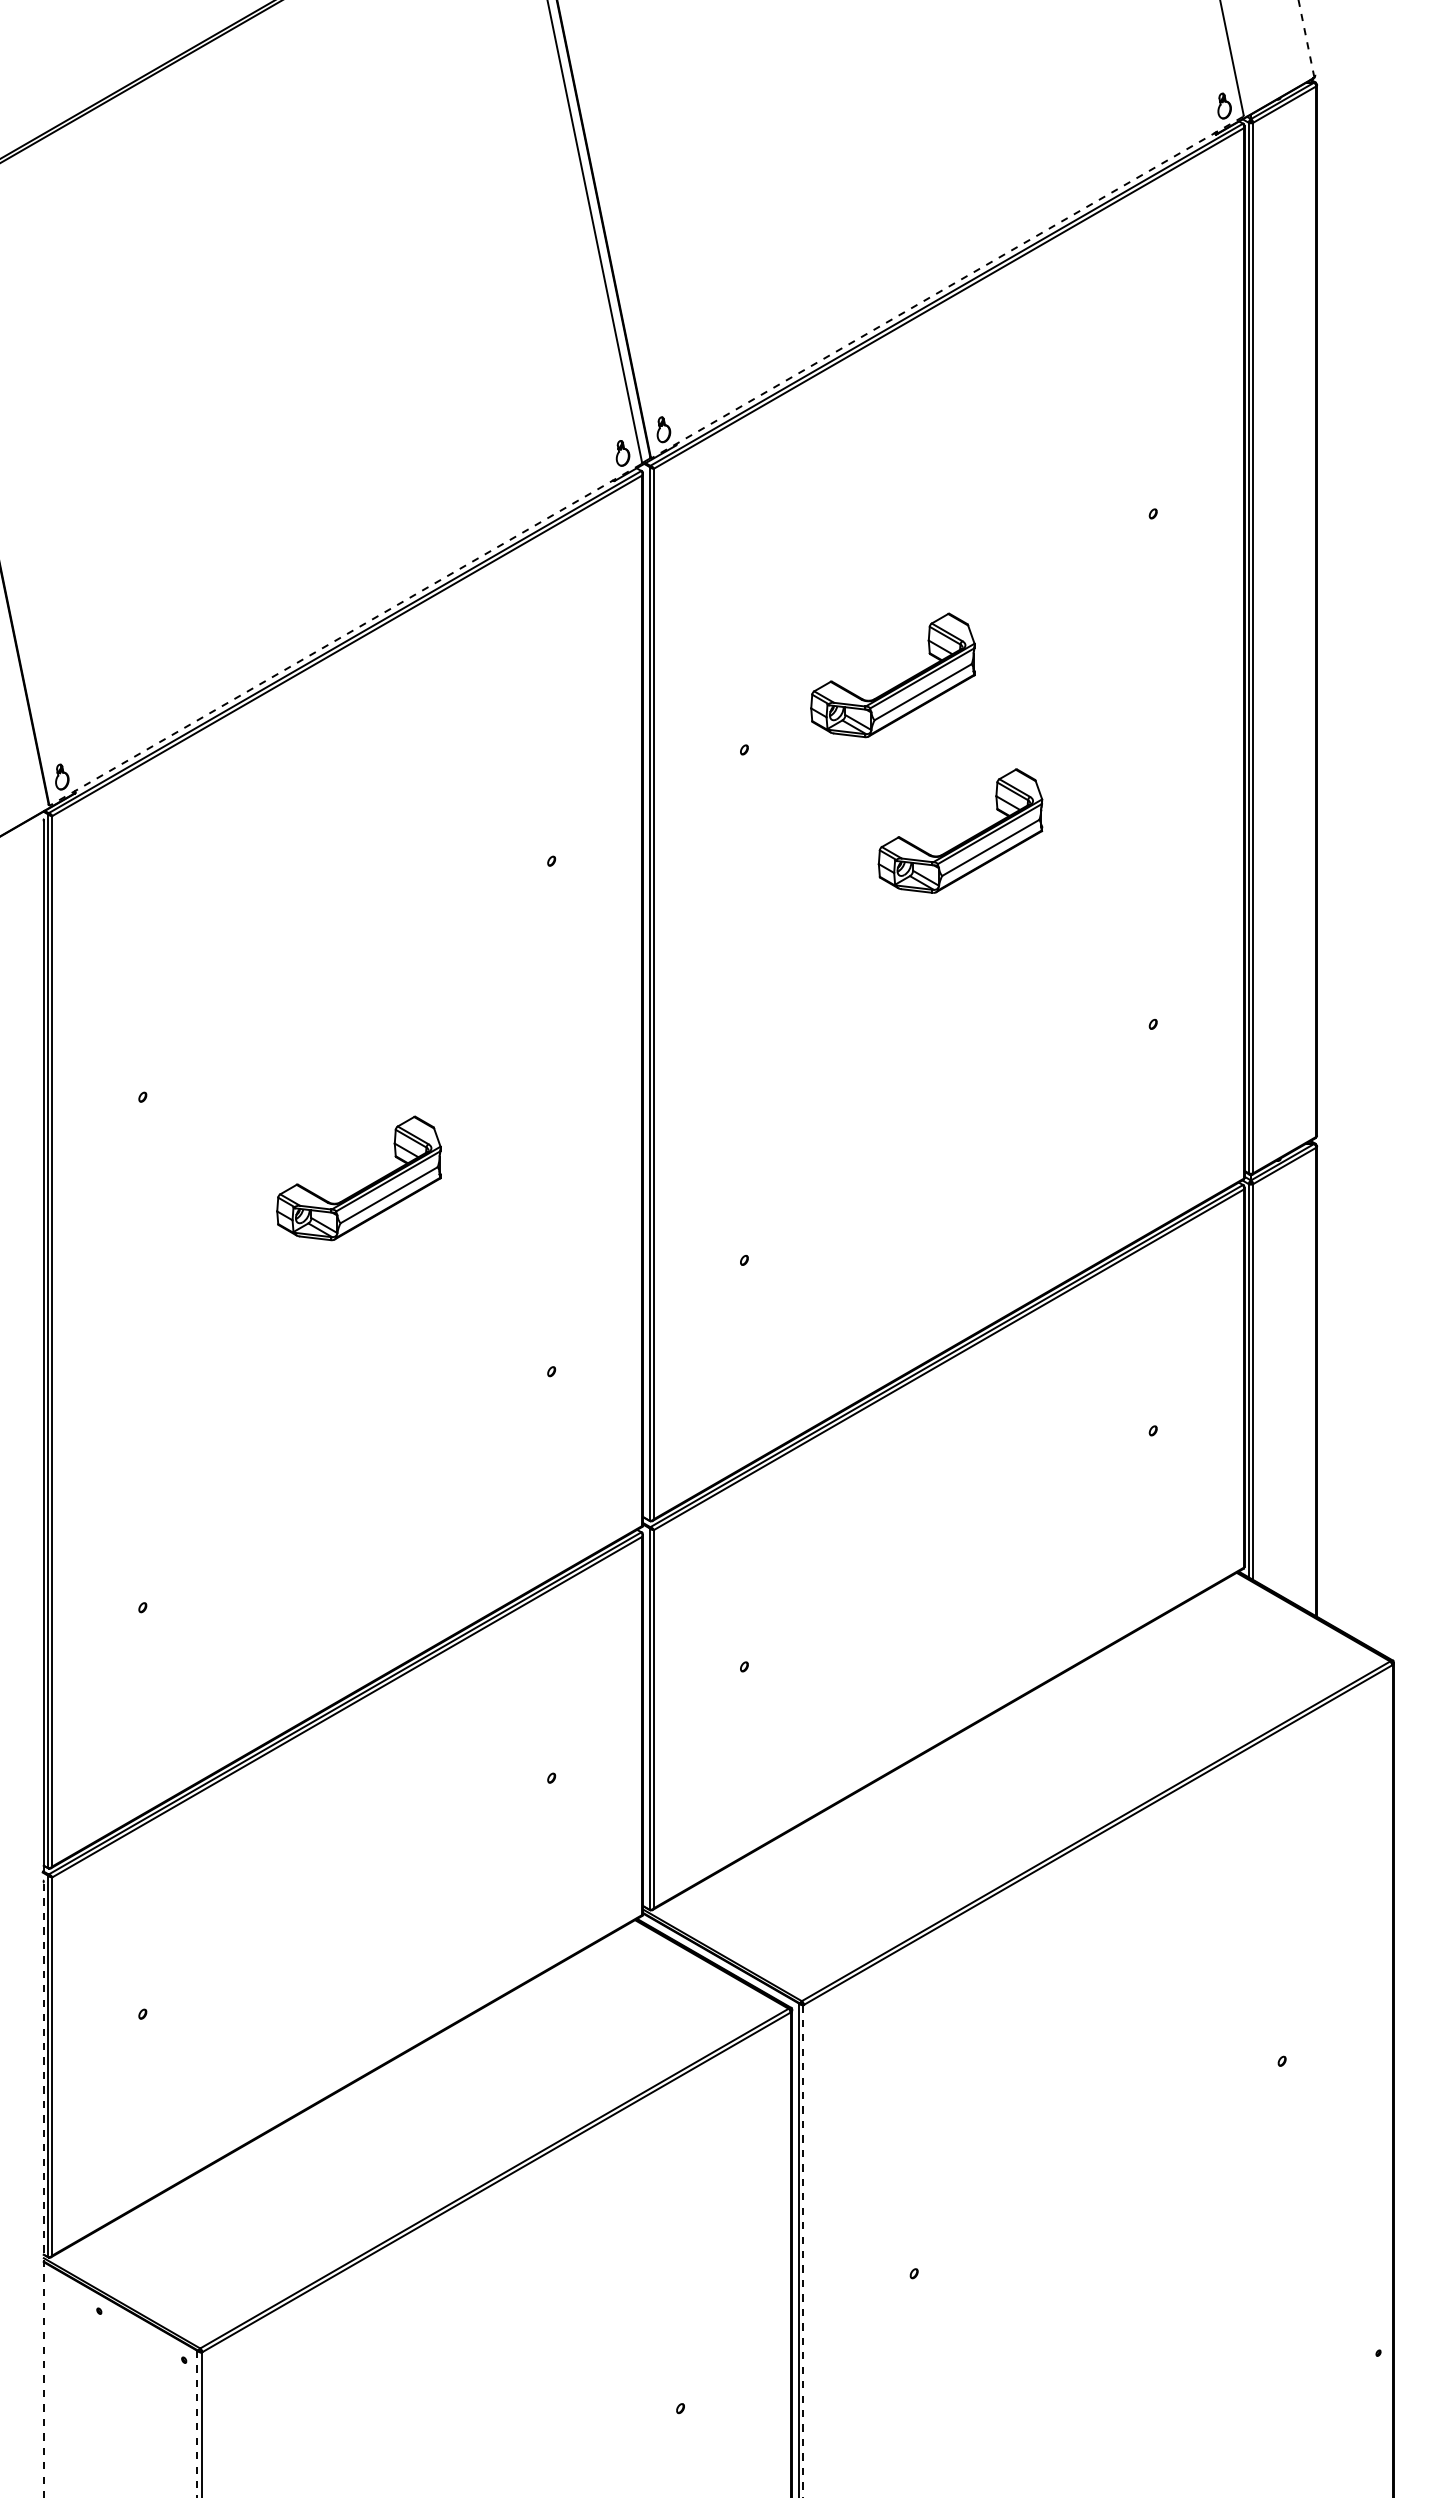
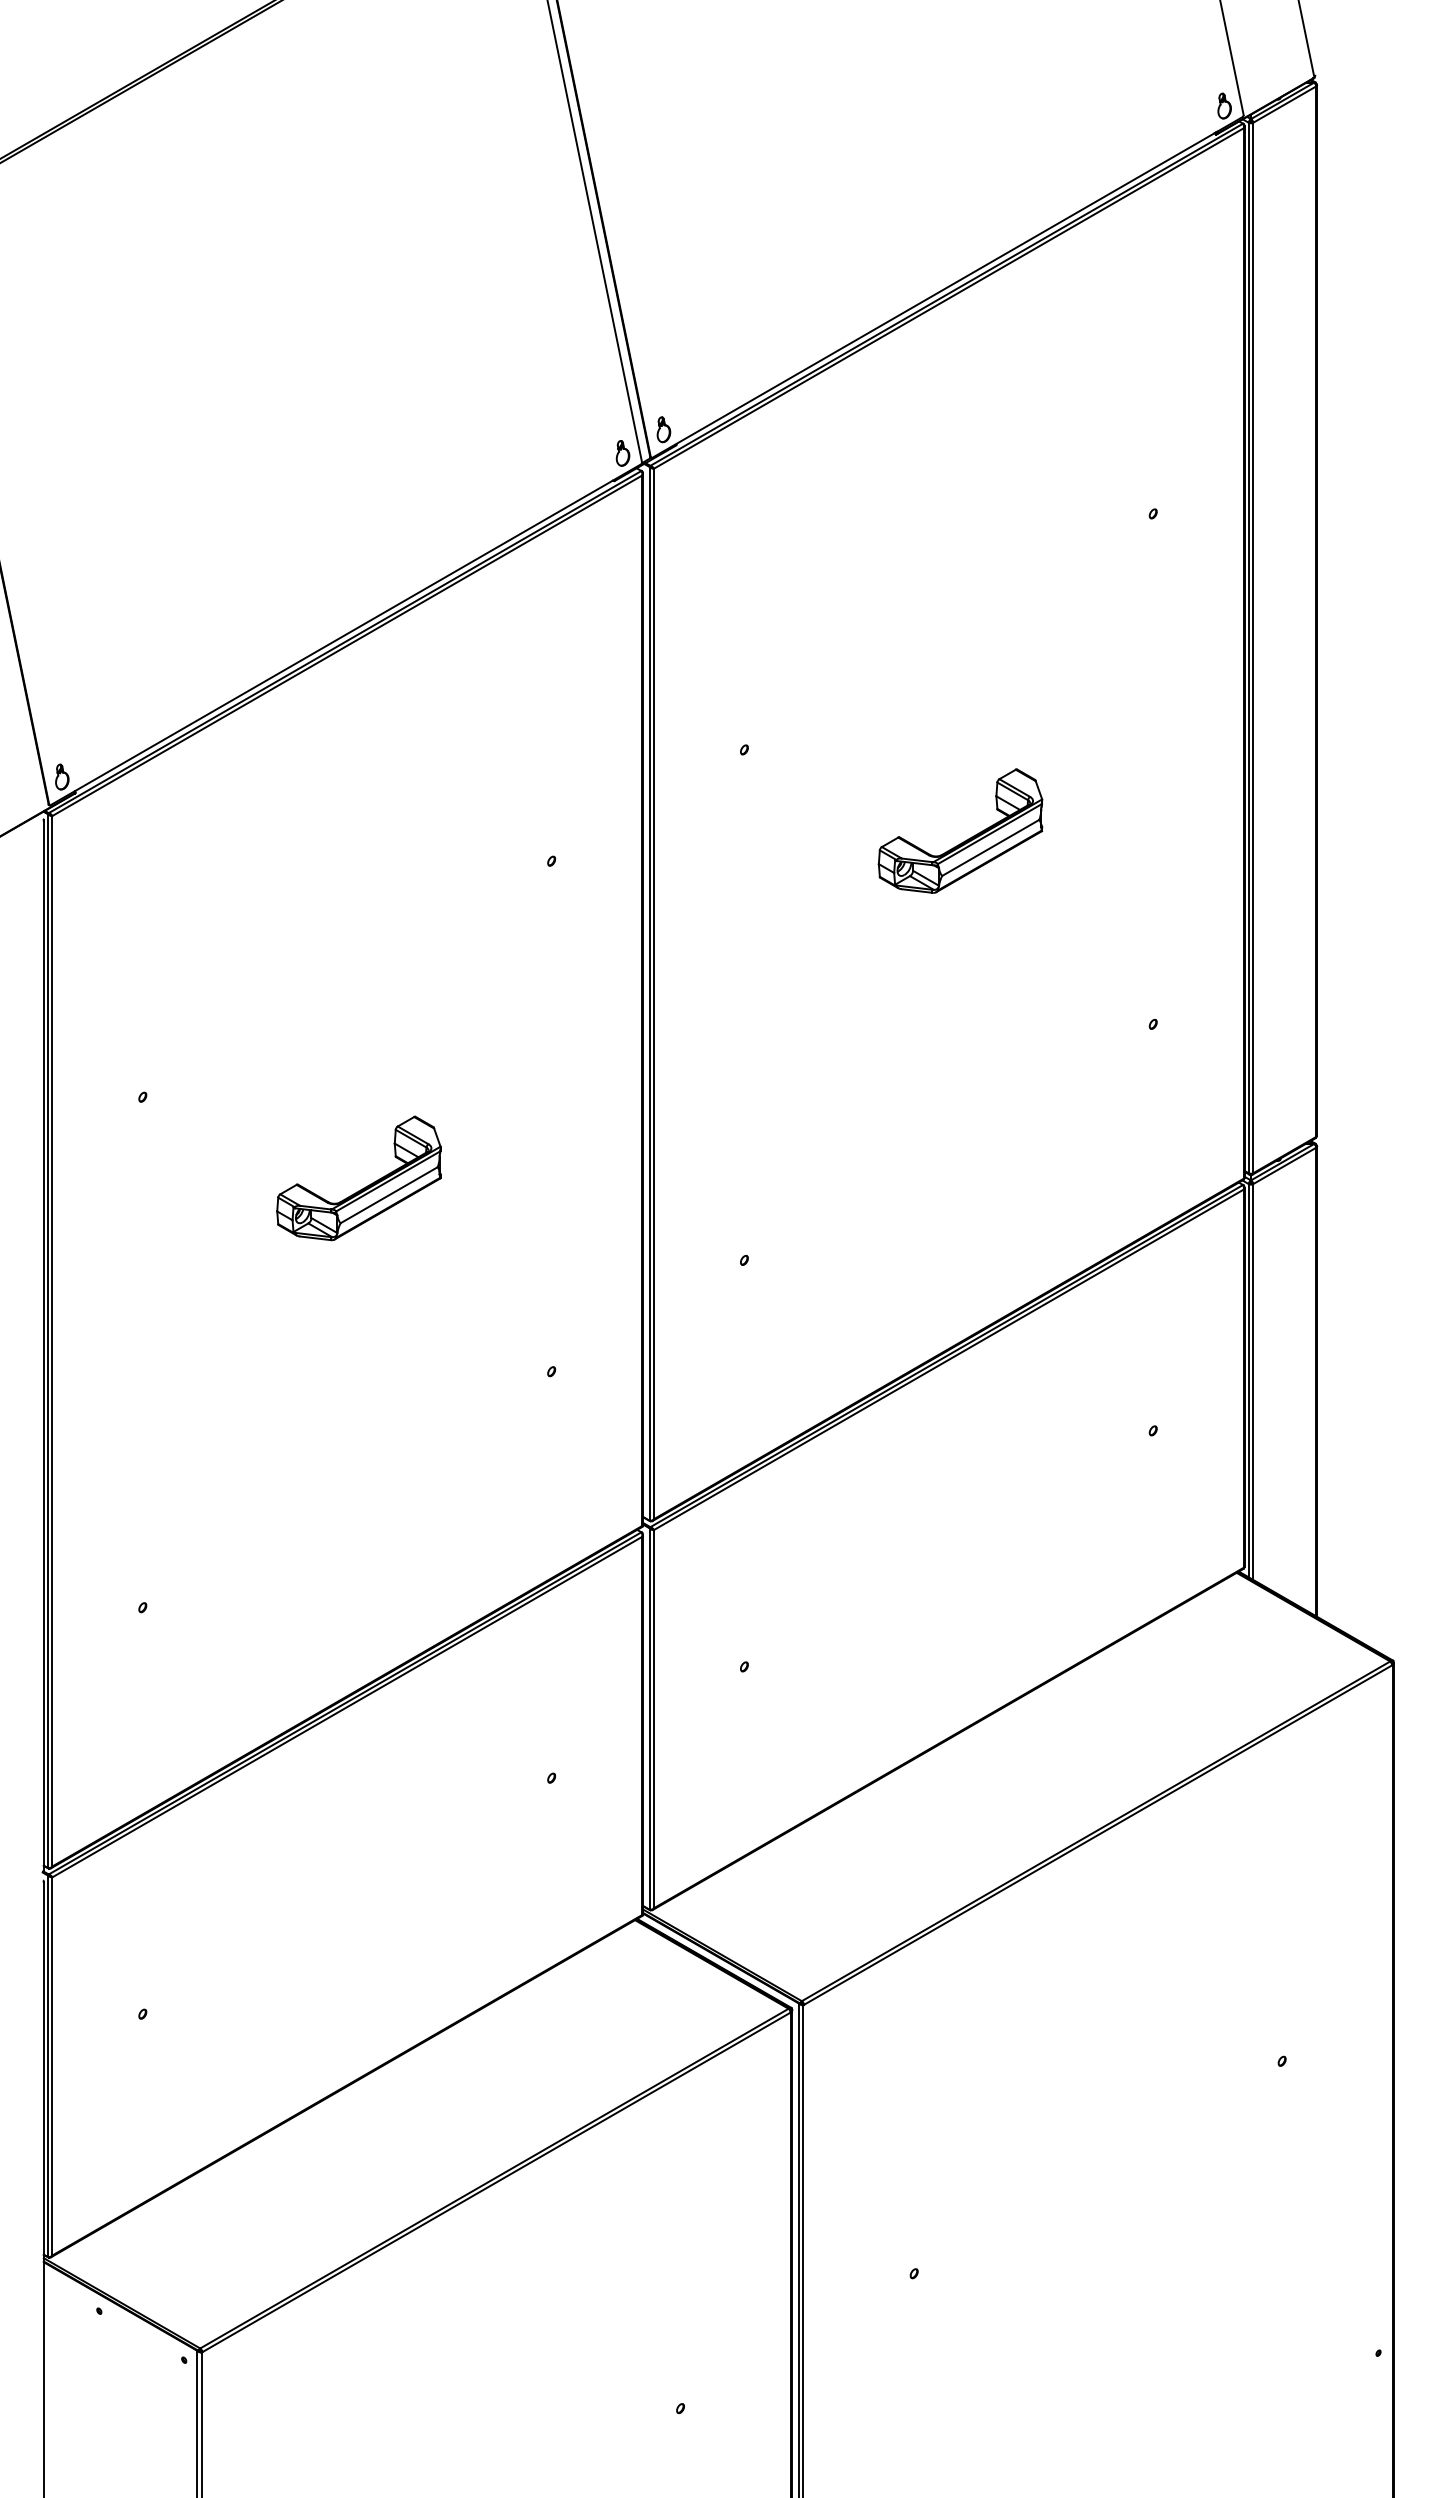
line: dashed -> solid (1306, 38)
line: dashed -> solid (947, 287)
line: dashed -> solid (345, 635)
part: present -> none (897, 684)
line: dashed -> solid (43, 2189)
line: dashed -> solid (803, 2252)
line: dashed -> solid (197, 2424)
